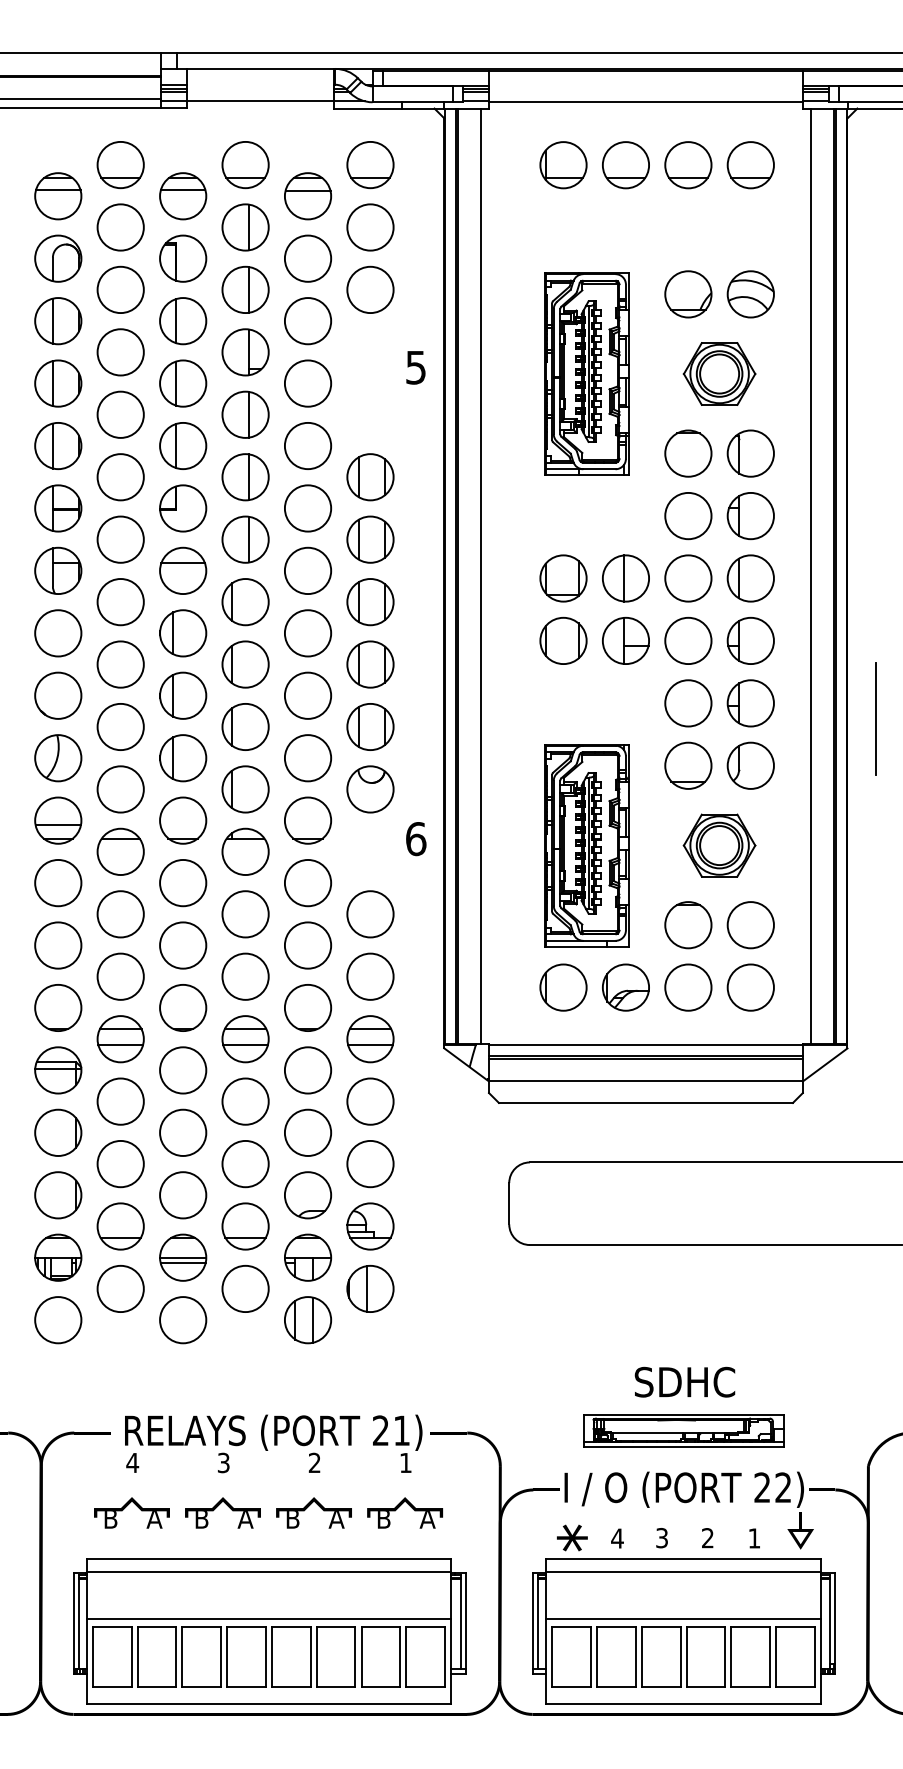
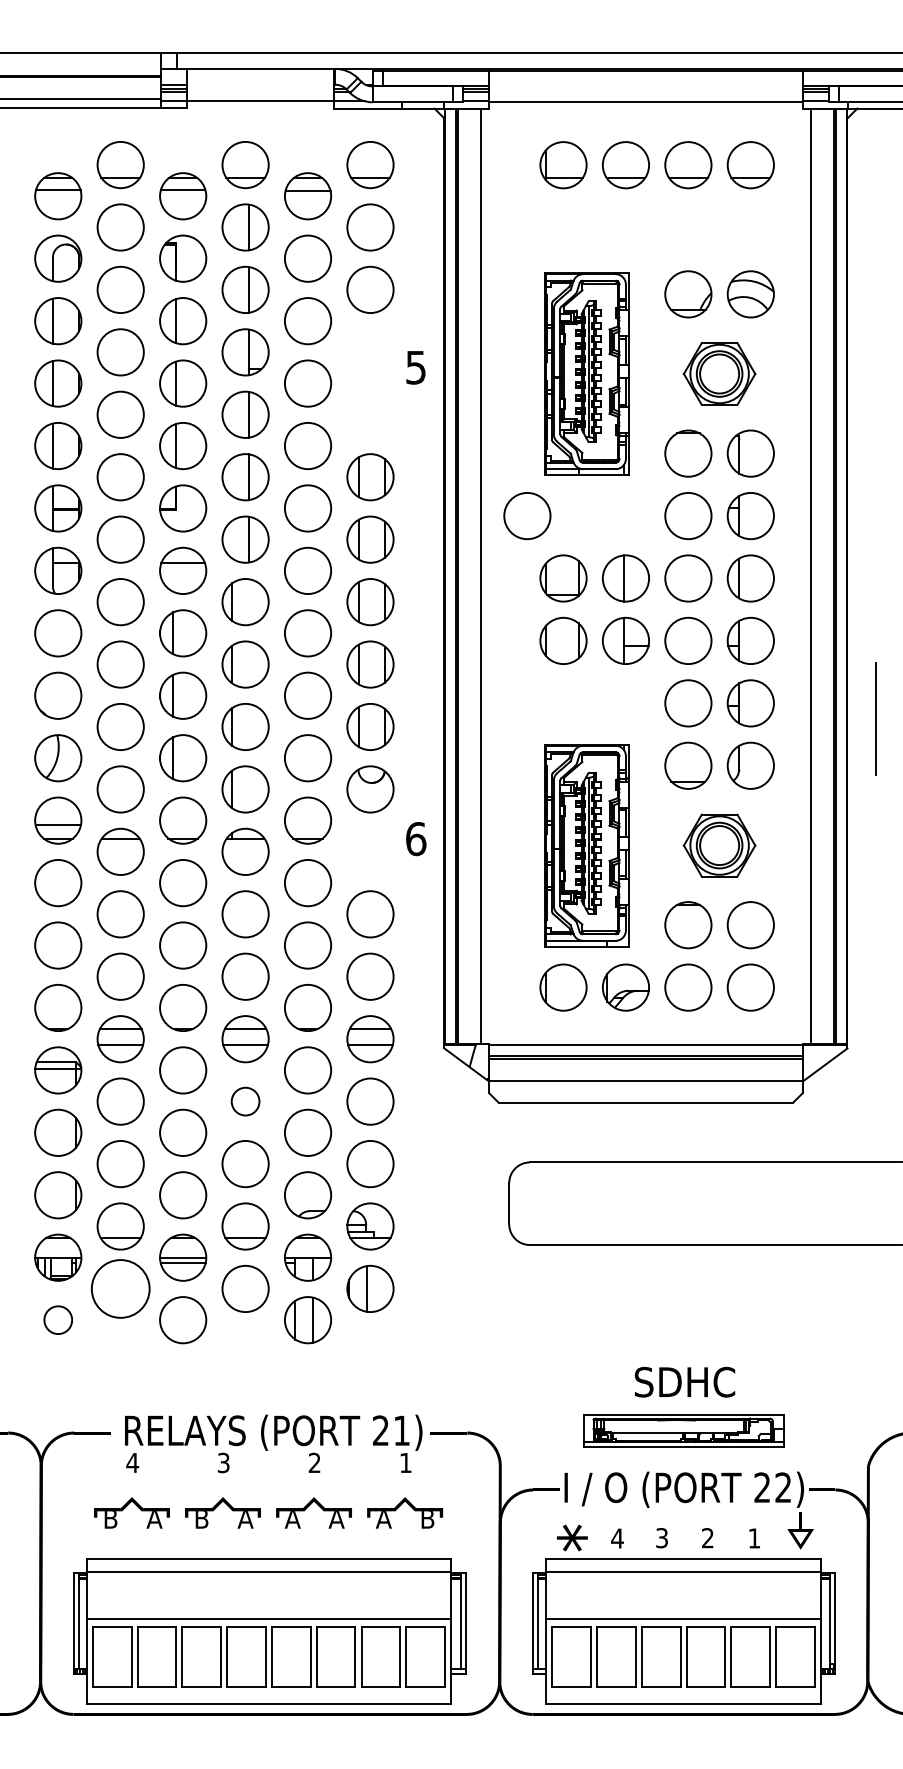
circle: none -> present (527, 516)
circle diameter: 46 px -> 28 px (245, 1101)
circle diameter: 46 px -> 58 px (120, 1288)
circle diameter: 46 px -> 28 px (58, 1320)
text: B -> A (292, 1519)
text: B -> A (383, 1519)
text: A -> B (427, 1519)
